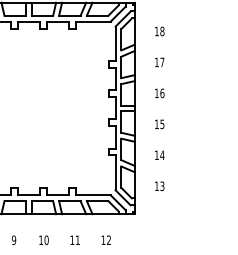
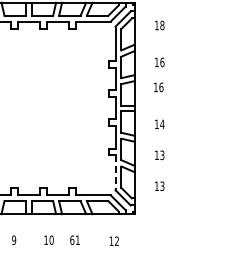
text position: (159, 31) -> (159, 25) (159, 25)
text: 17 -> 16 (162, 62)
text position: (159, 93) -> (158, 87) (158, 87)
text: 15 -> 14 (162, 124)
text: 14 -> 13 (162, 155)
line: solid -> dashed (115, 173)
text position: (43, 239) -> (48, 239) (48, 239)
text: 11 -> 61 (72, 239)
text position: (105, 239) -> (113, 240) (113, 240)
